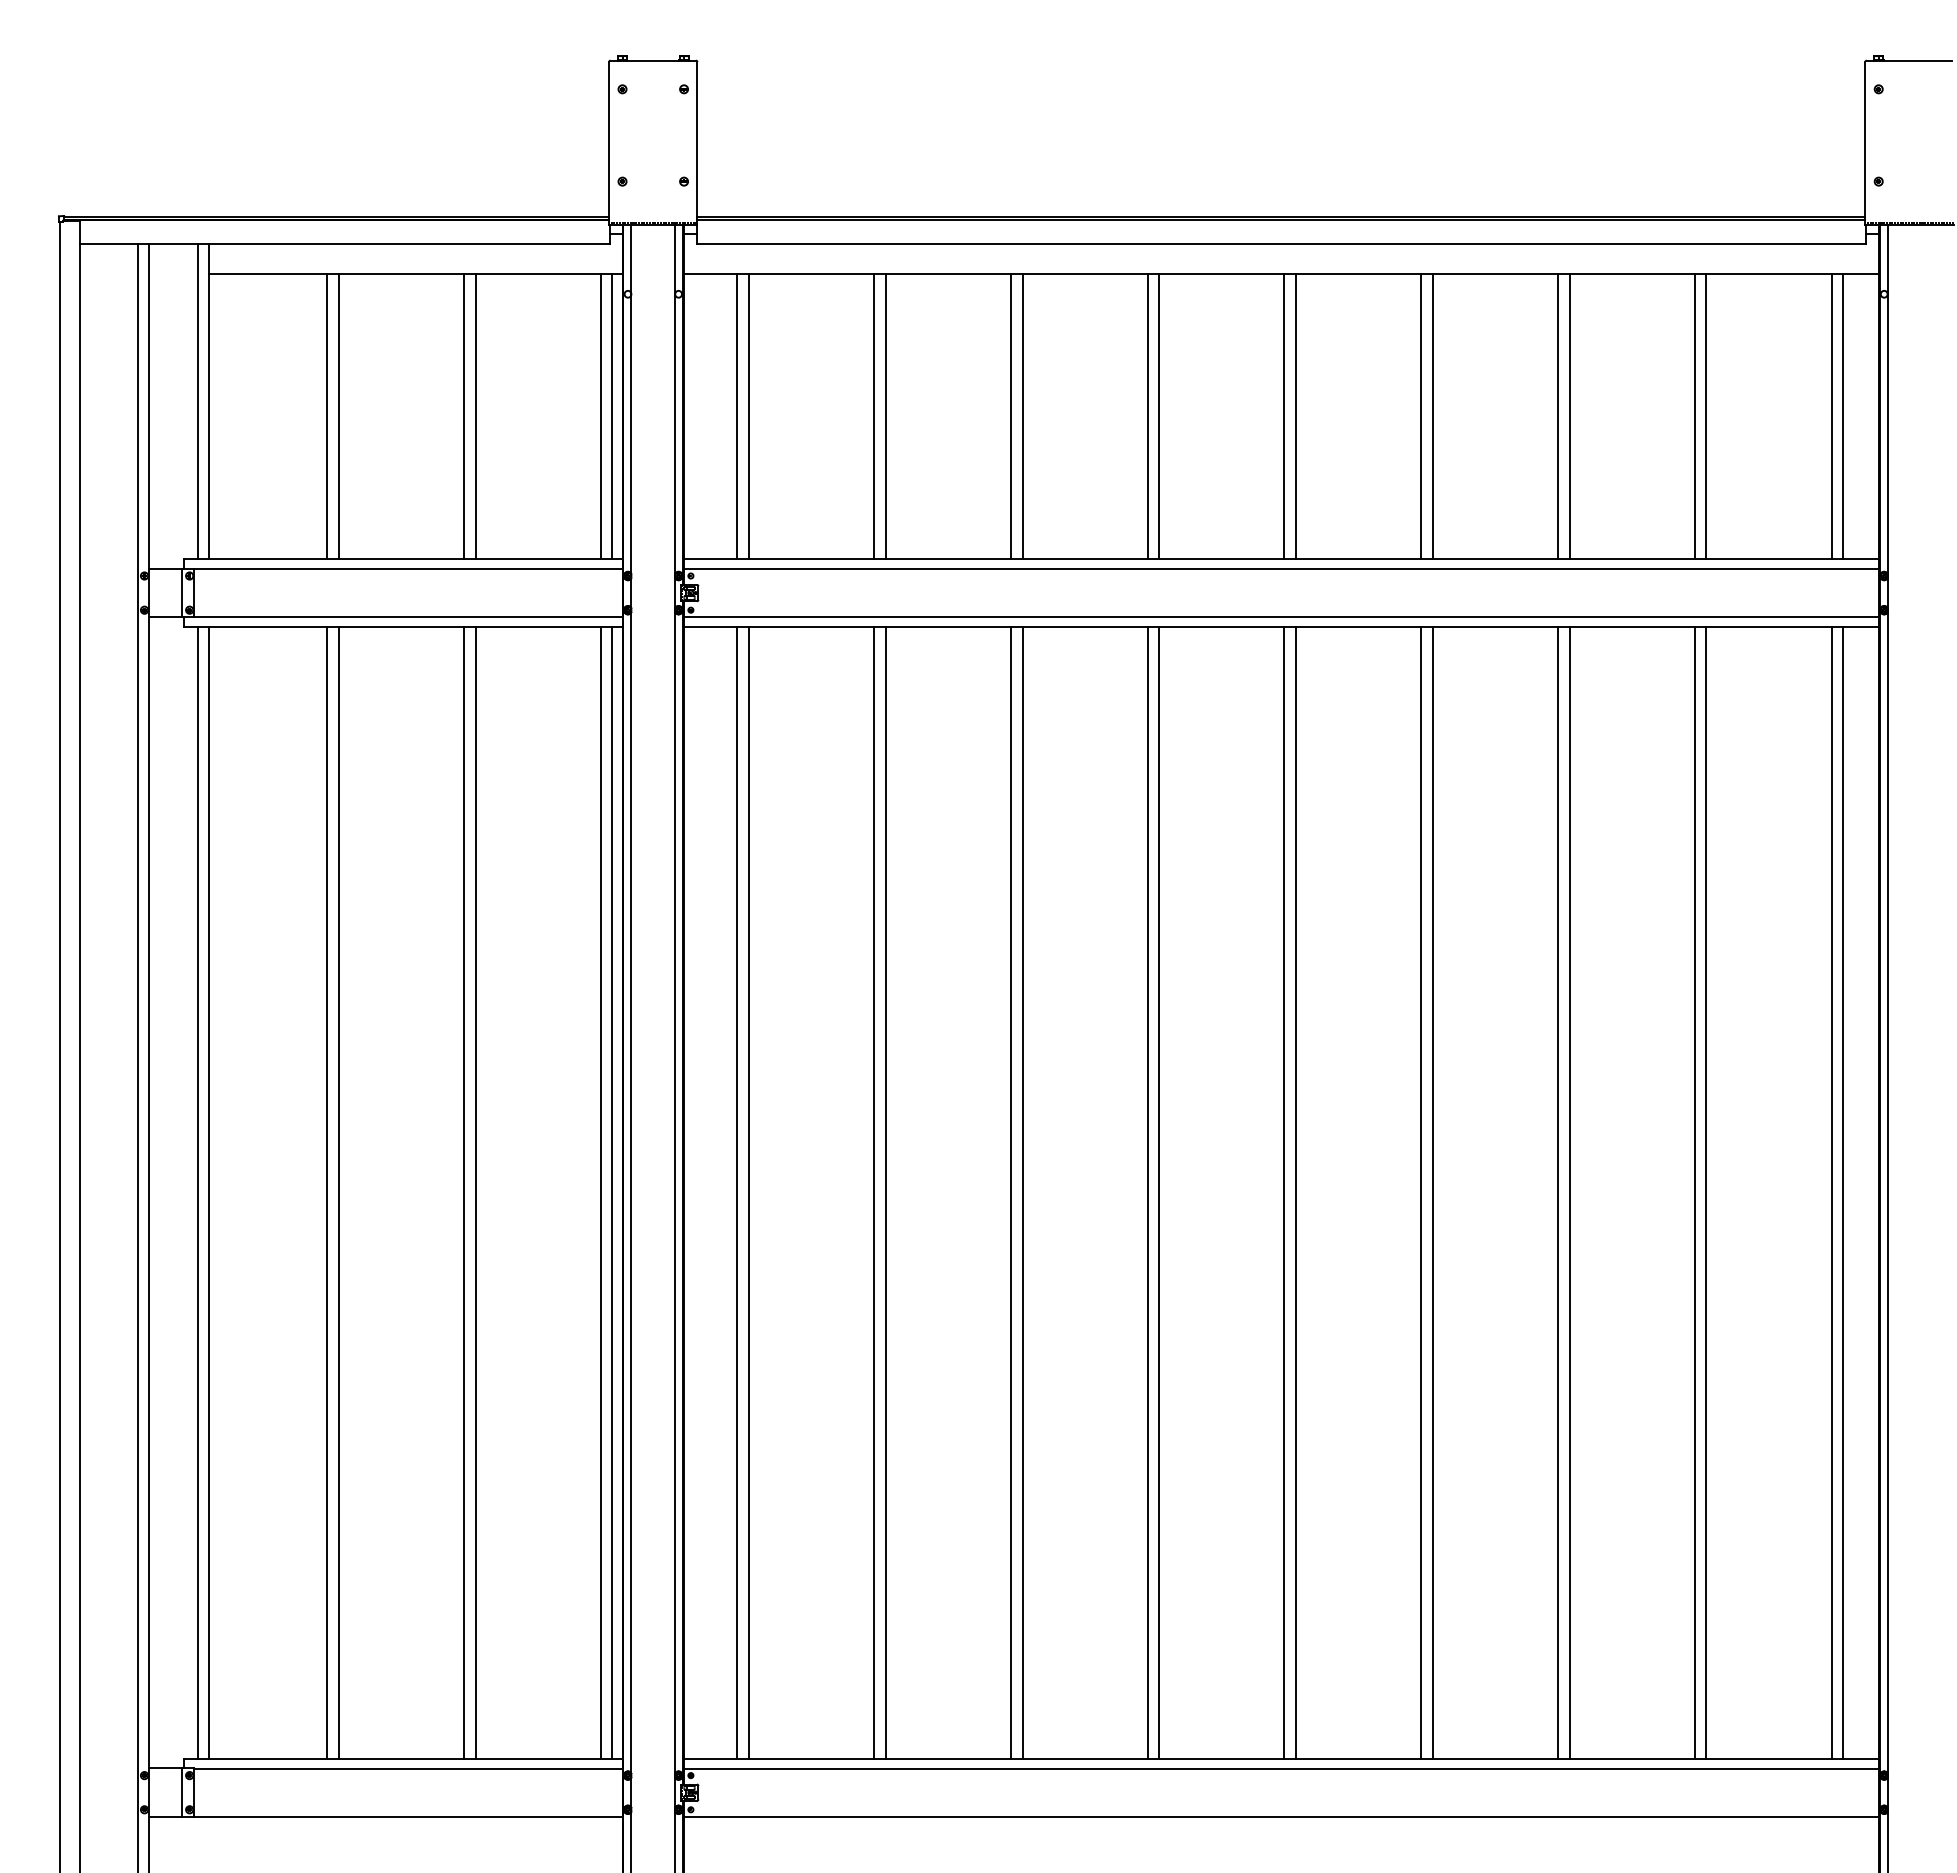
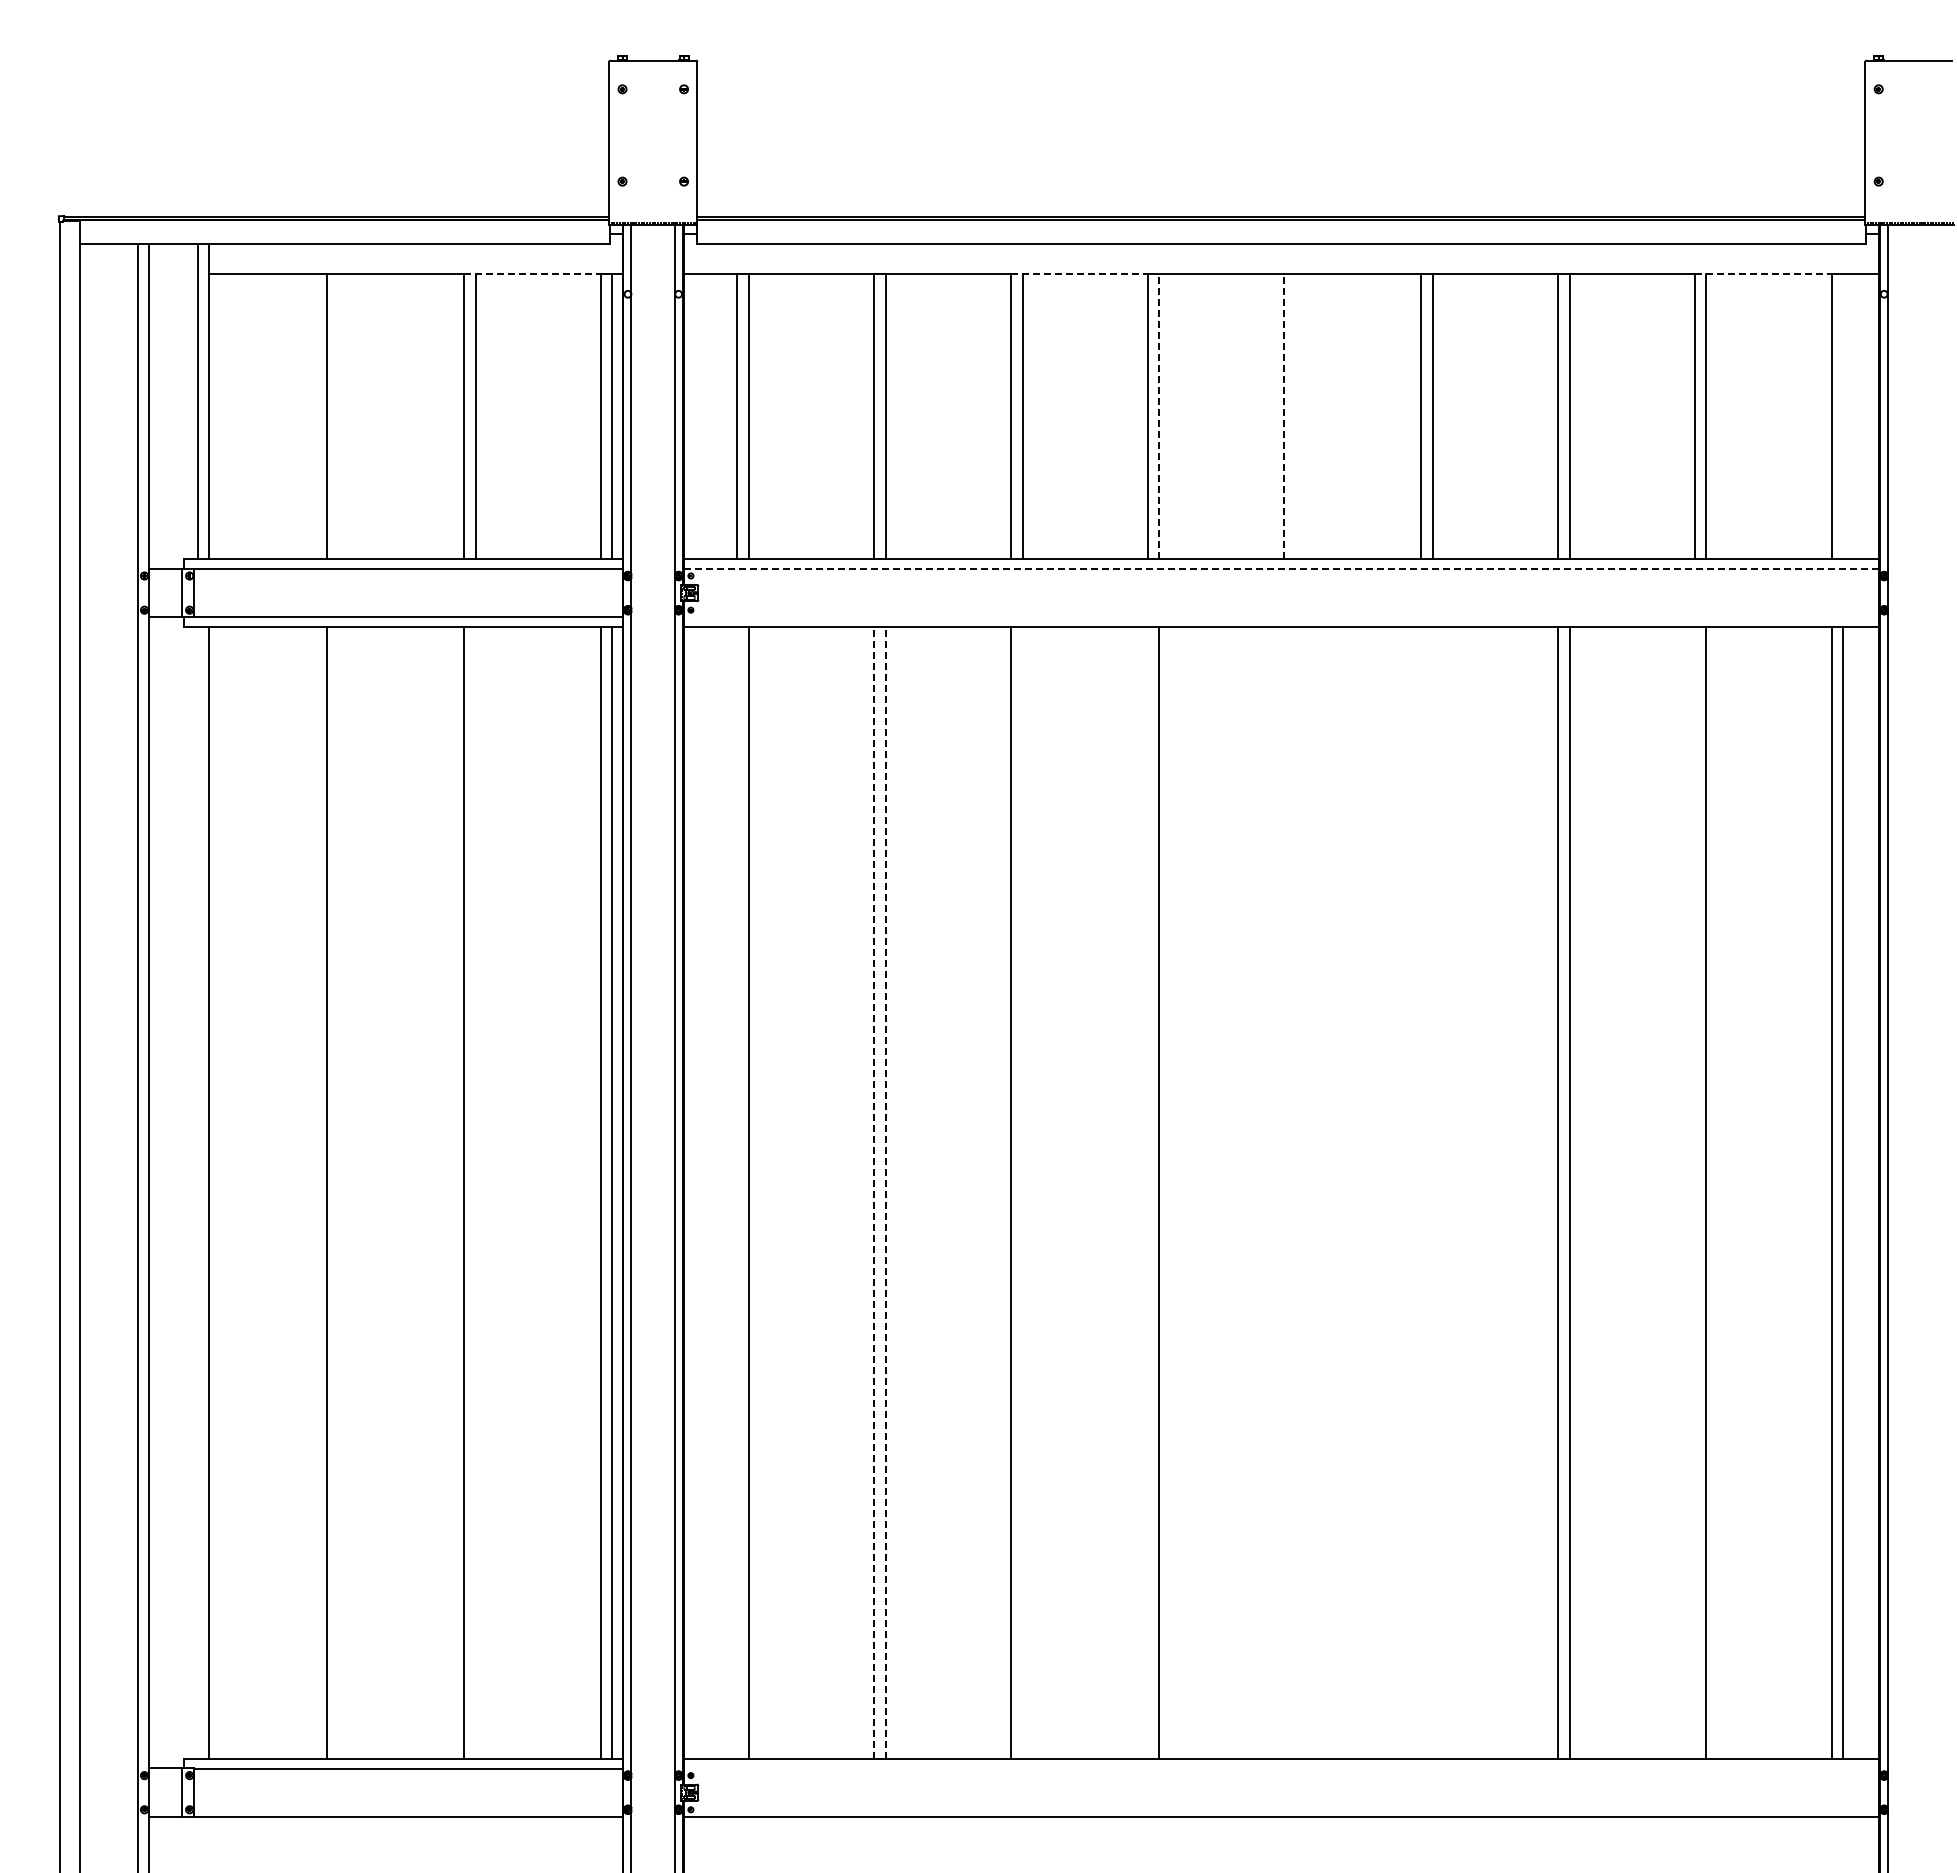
line: solid -> dashed (532, 273)
line: solid -> dashed (1079, 273)
line: solid -> dashed (1763, 273)
line: present -> none (338, 415)
line: present -> none (1296, 415)
line: present -> none (1843, 415)
line: solid -> dashed (1159, 416)
line: solid -> dashed (1284, 416)
line: solid -> dashed (1281, 569)
line: present -> none (1281, 617)
line: present -> none (197, 1192)
line: present -> none (338, 1192)
line: present -> none (475, 1192)
line: present -> none (737, 1192)
line: solid -> dashed (874, 1192)
line: solid -> dashed (885, 1192)
line: present -> none (1022, 1192)
line: present -> none (1147, 1192)
line: present -> none (1284, 1192)
line: present -> none (1296, 1192)
line: present -> none (1421, 1192)
line: present -> none (1432, 1192)
line: present -> none (1694, 1192)
line: present -> none (1281, 1768)
